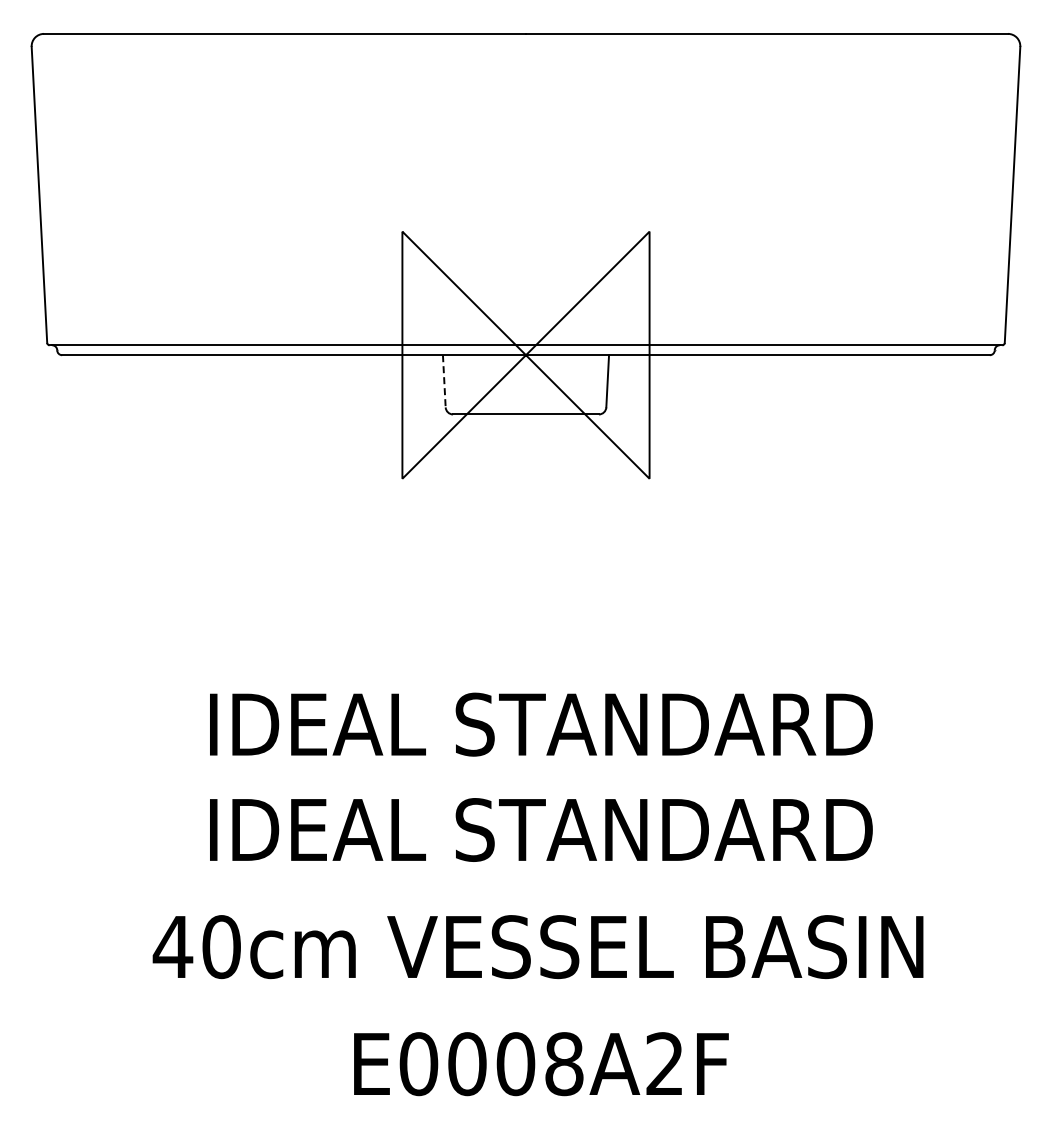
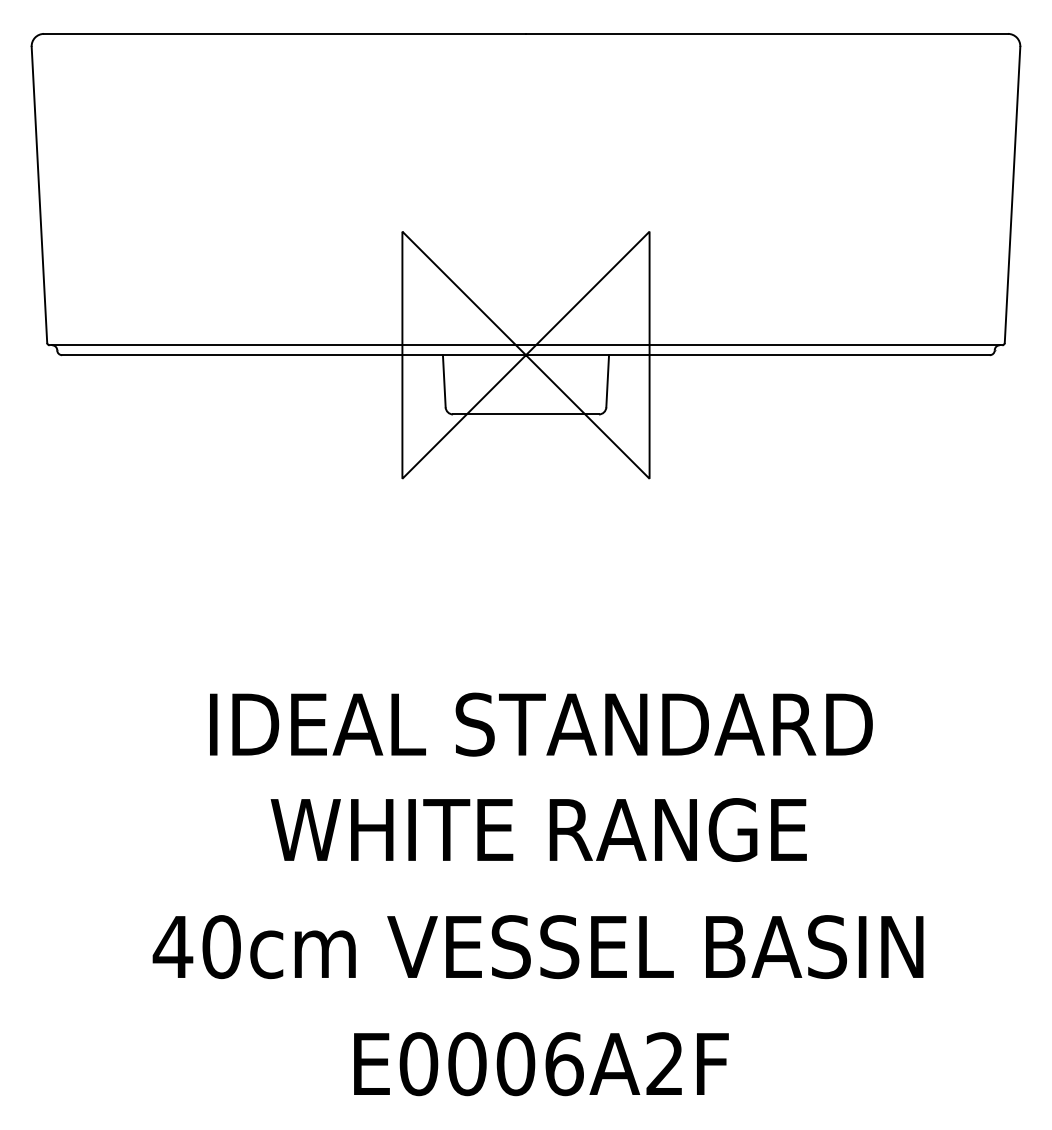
line: dashed -> solid (444, 381)
text: IDEAL STANDARD -> WHITE RANGE (541, 829)
text: E0008A2F -> E0006A2F (564, 1064)
